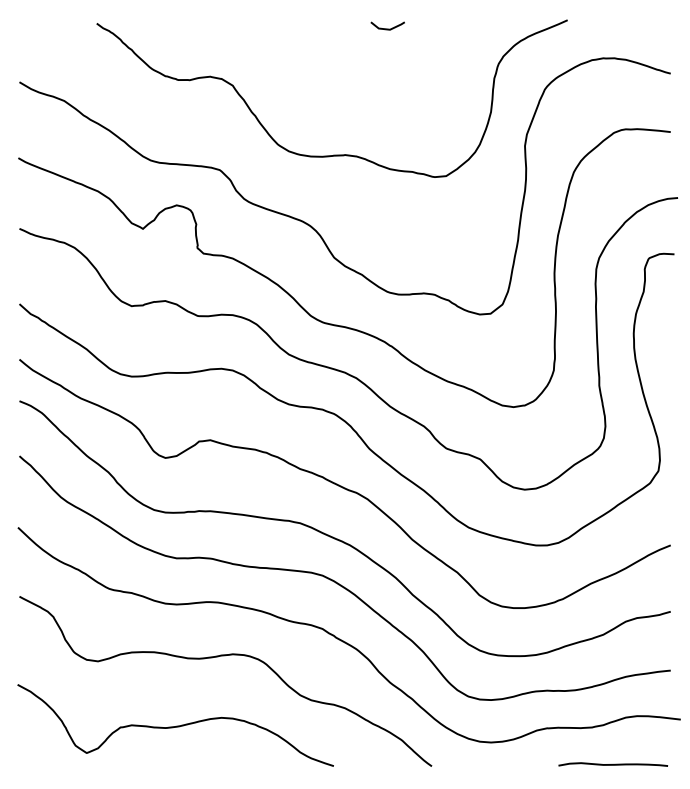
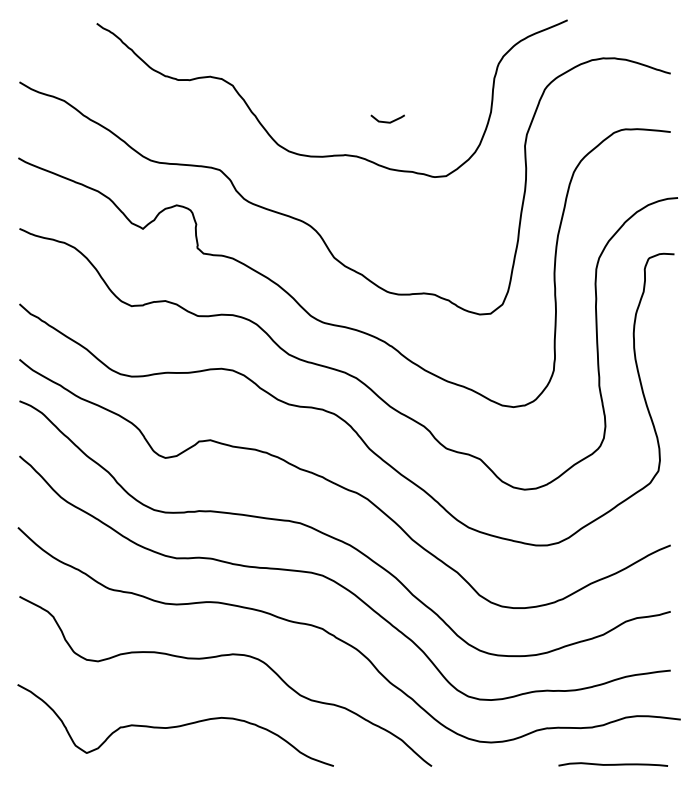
line position: (387, 28) -> (387, 121) (387, 121)
